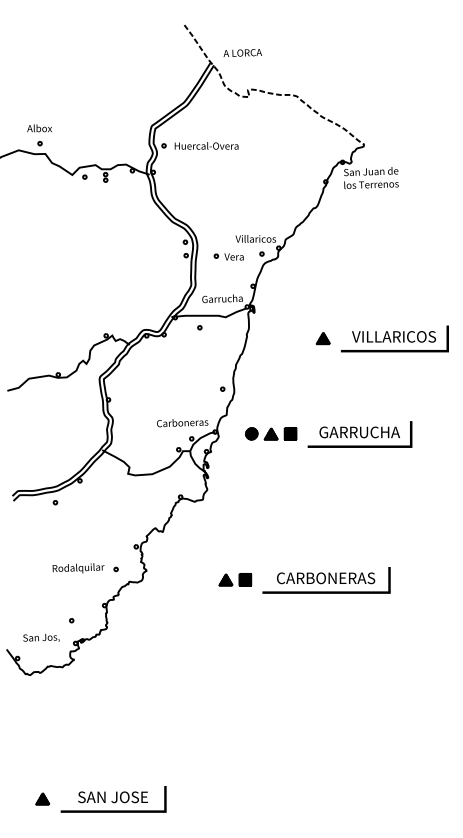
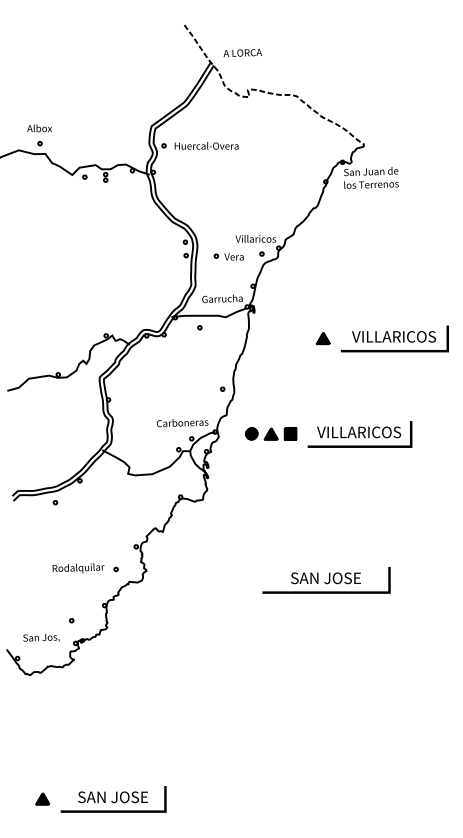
text: GARRUCHA -> VILLARICOS (359, 432)
text: CARBONERAS -> SAN JOSE (326, 578)
part: present -> none (235, 579)
